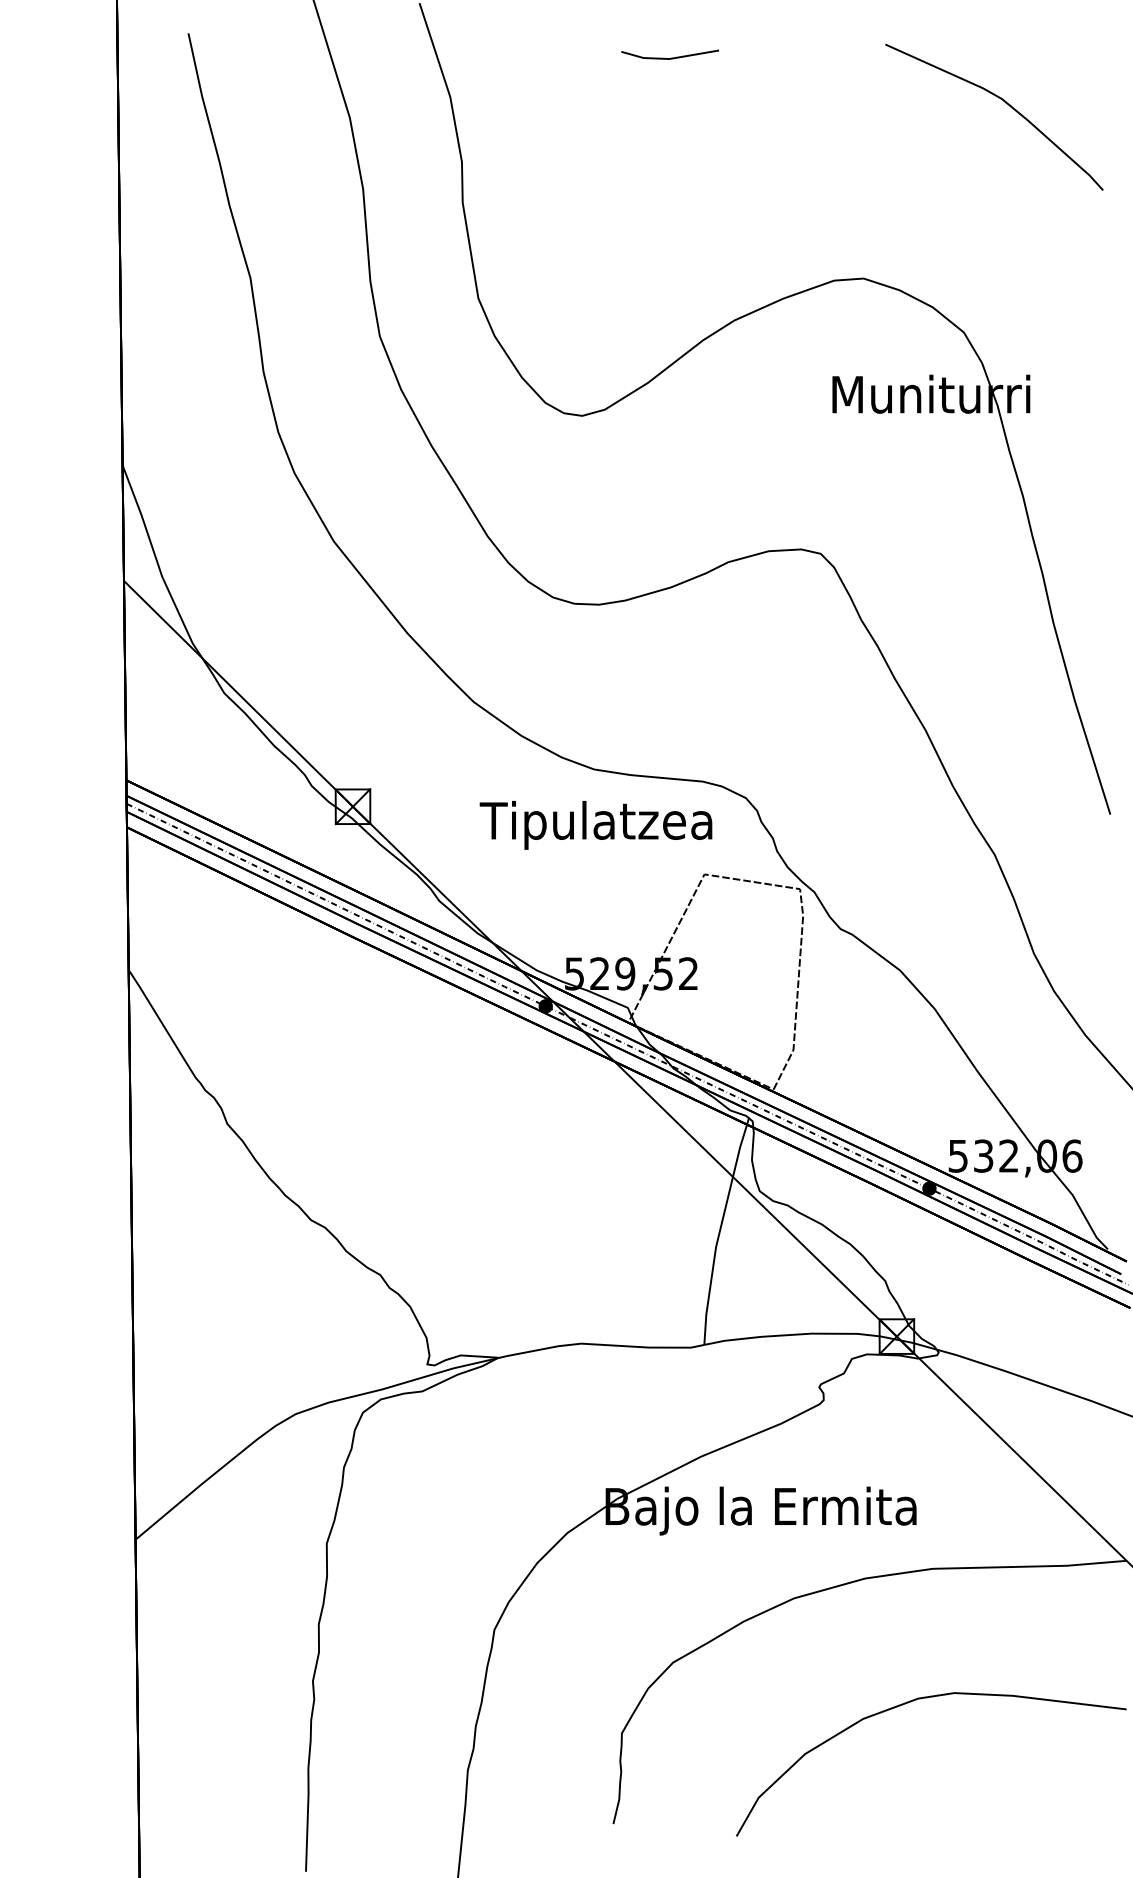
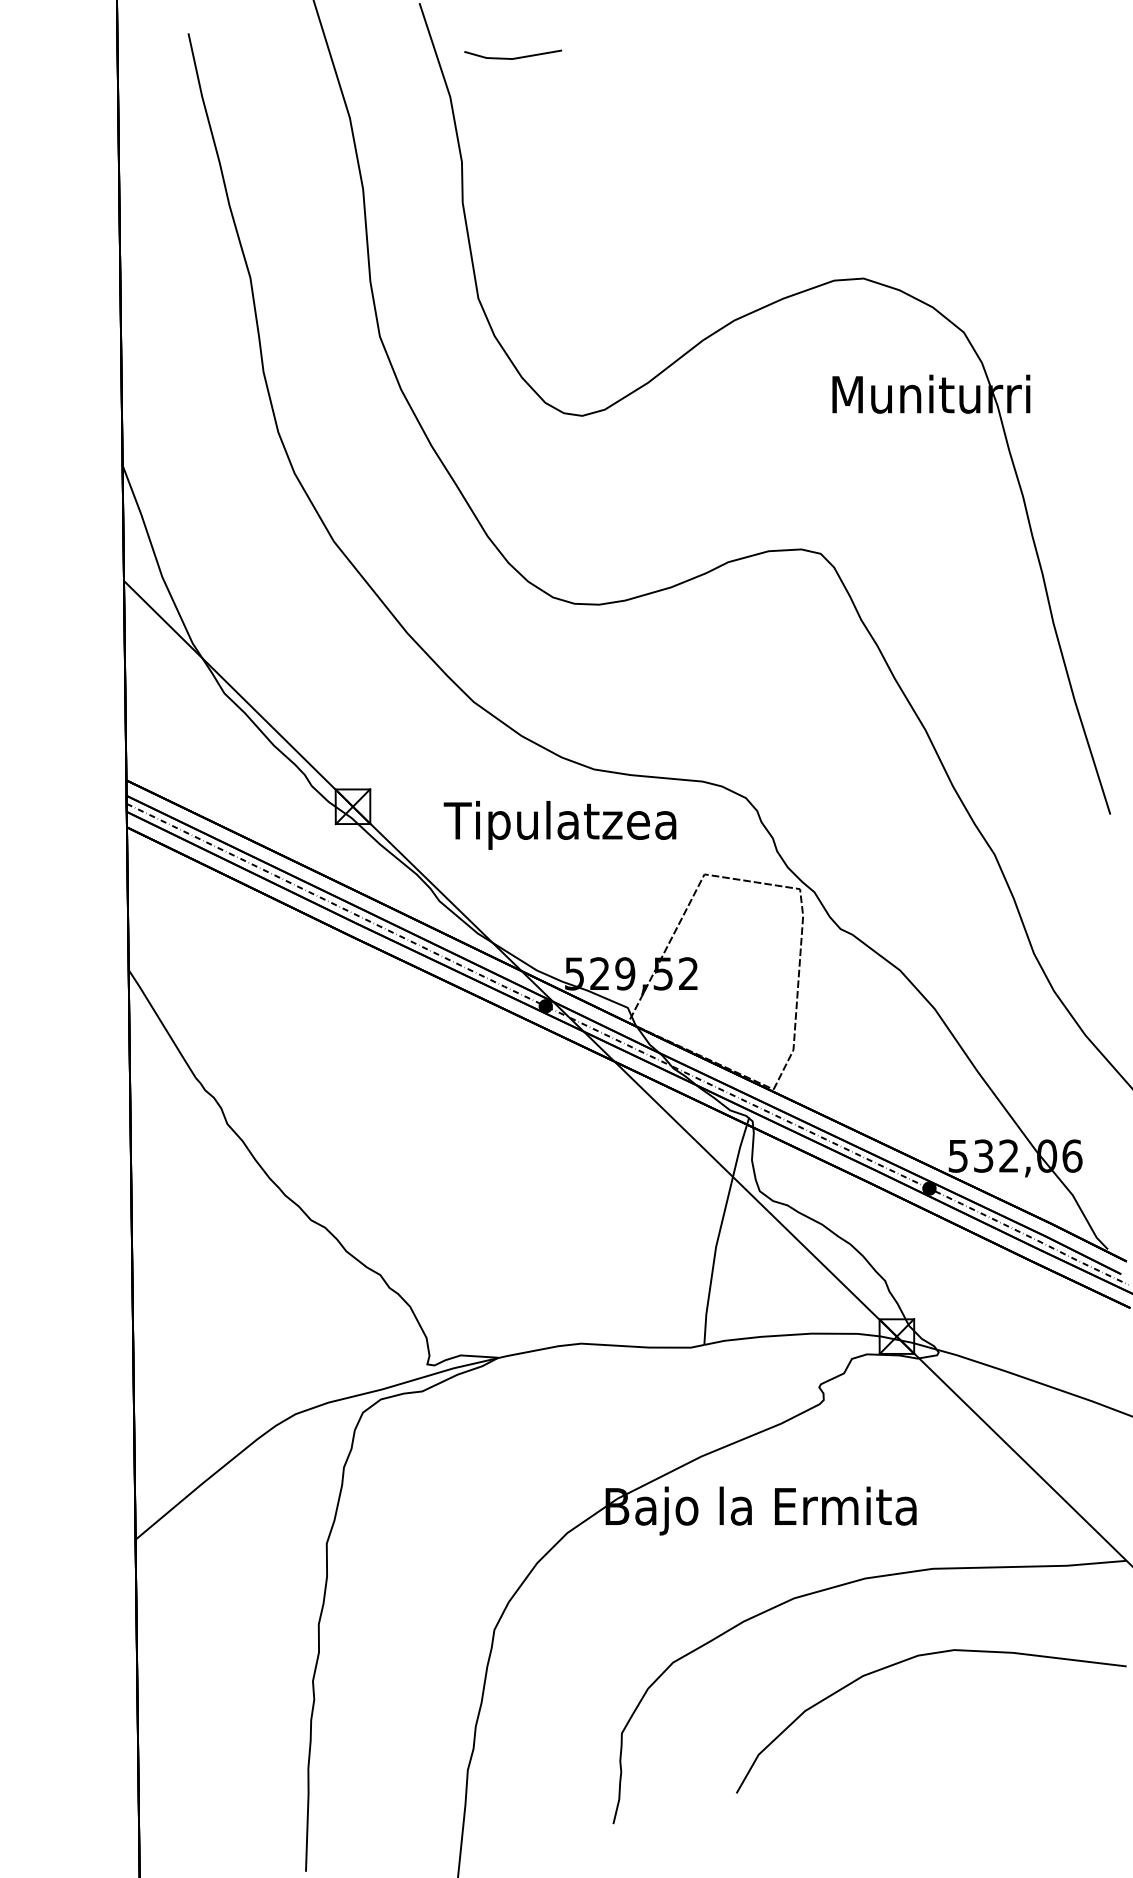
line position: (670, 57) -> (513, 57) (513, 57)
curve: present -> none (1005, 103)
text position: (595, 825) -> (559, 825) (559, 825)
curve position: (911, 1702) -> (911, 1659) (911, 1659)
